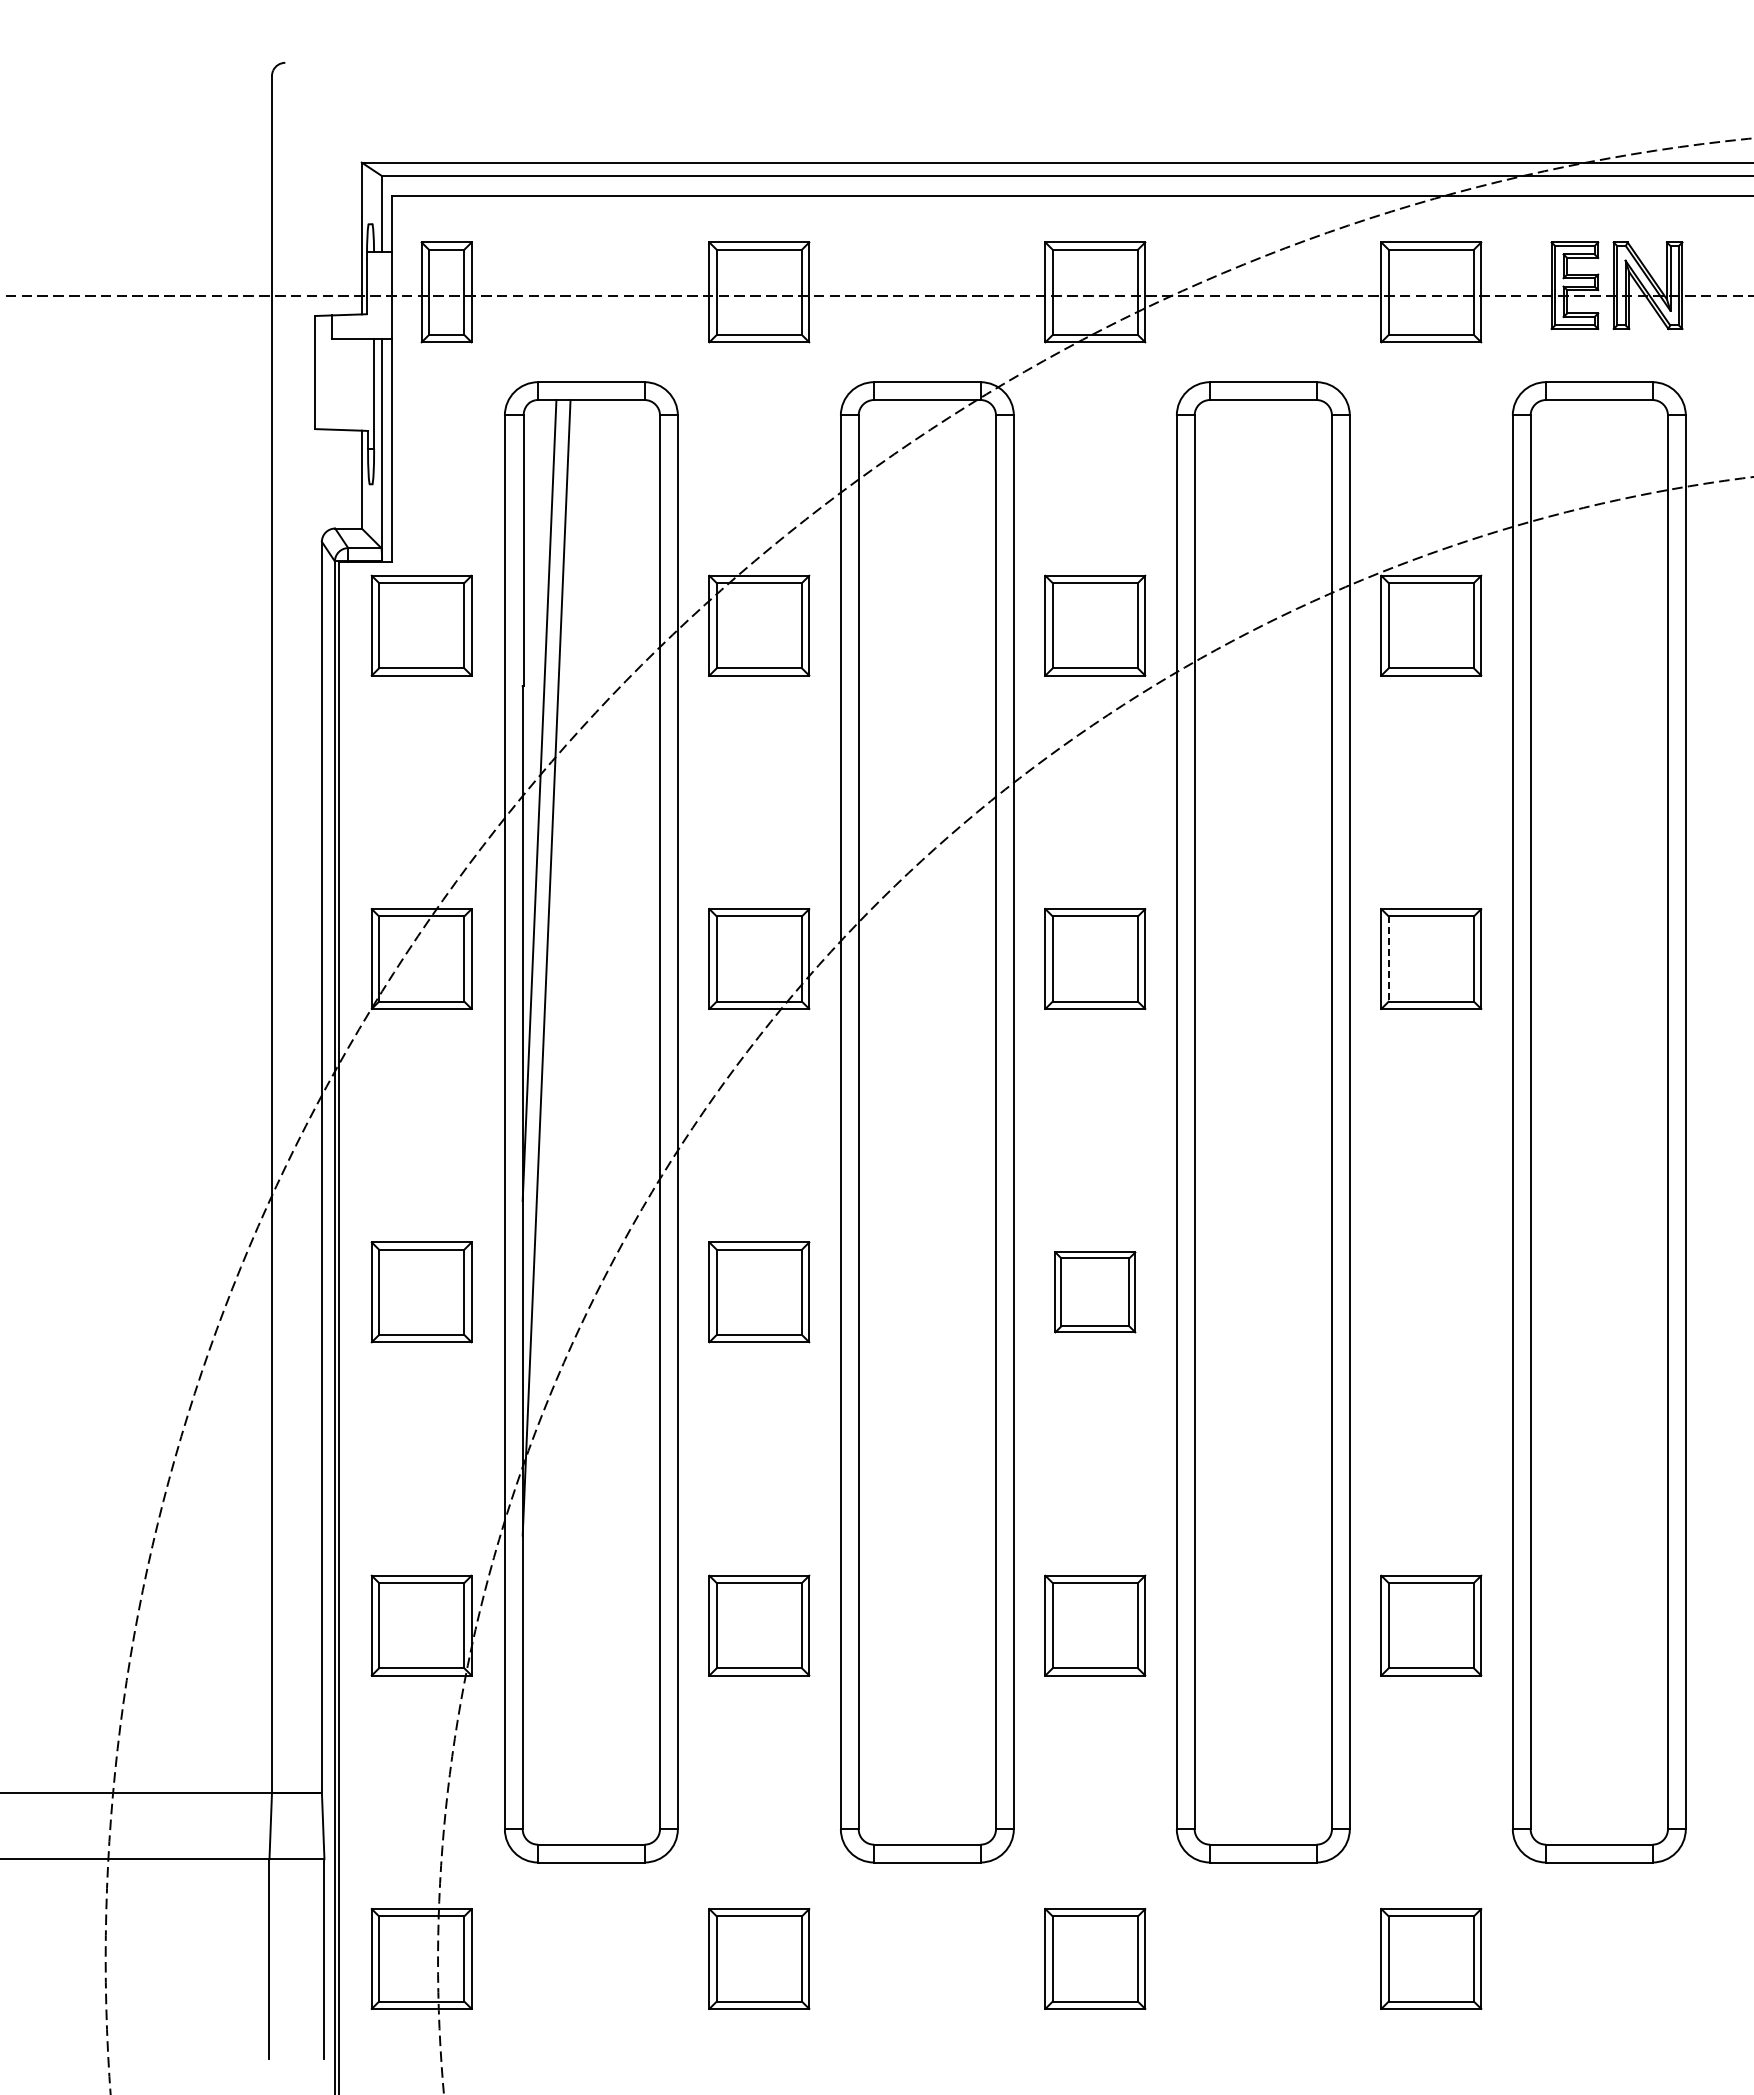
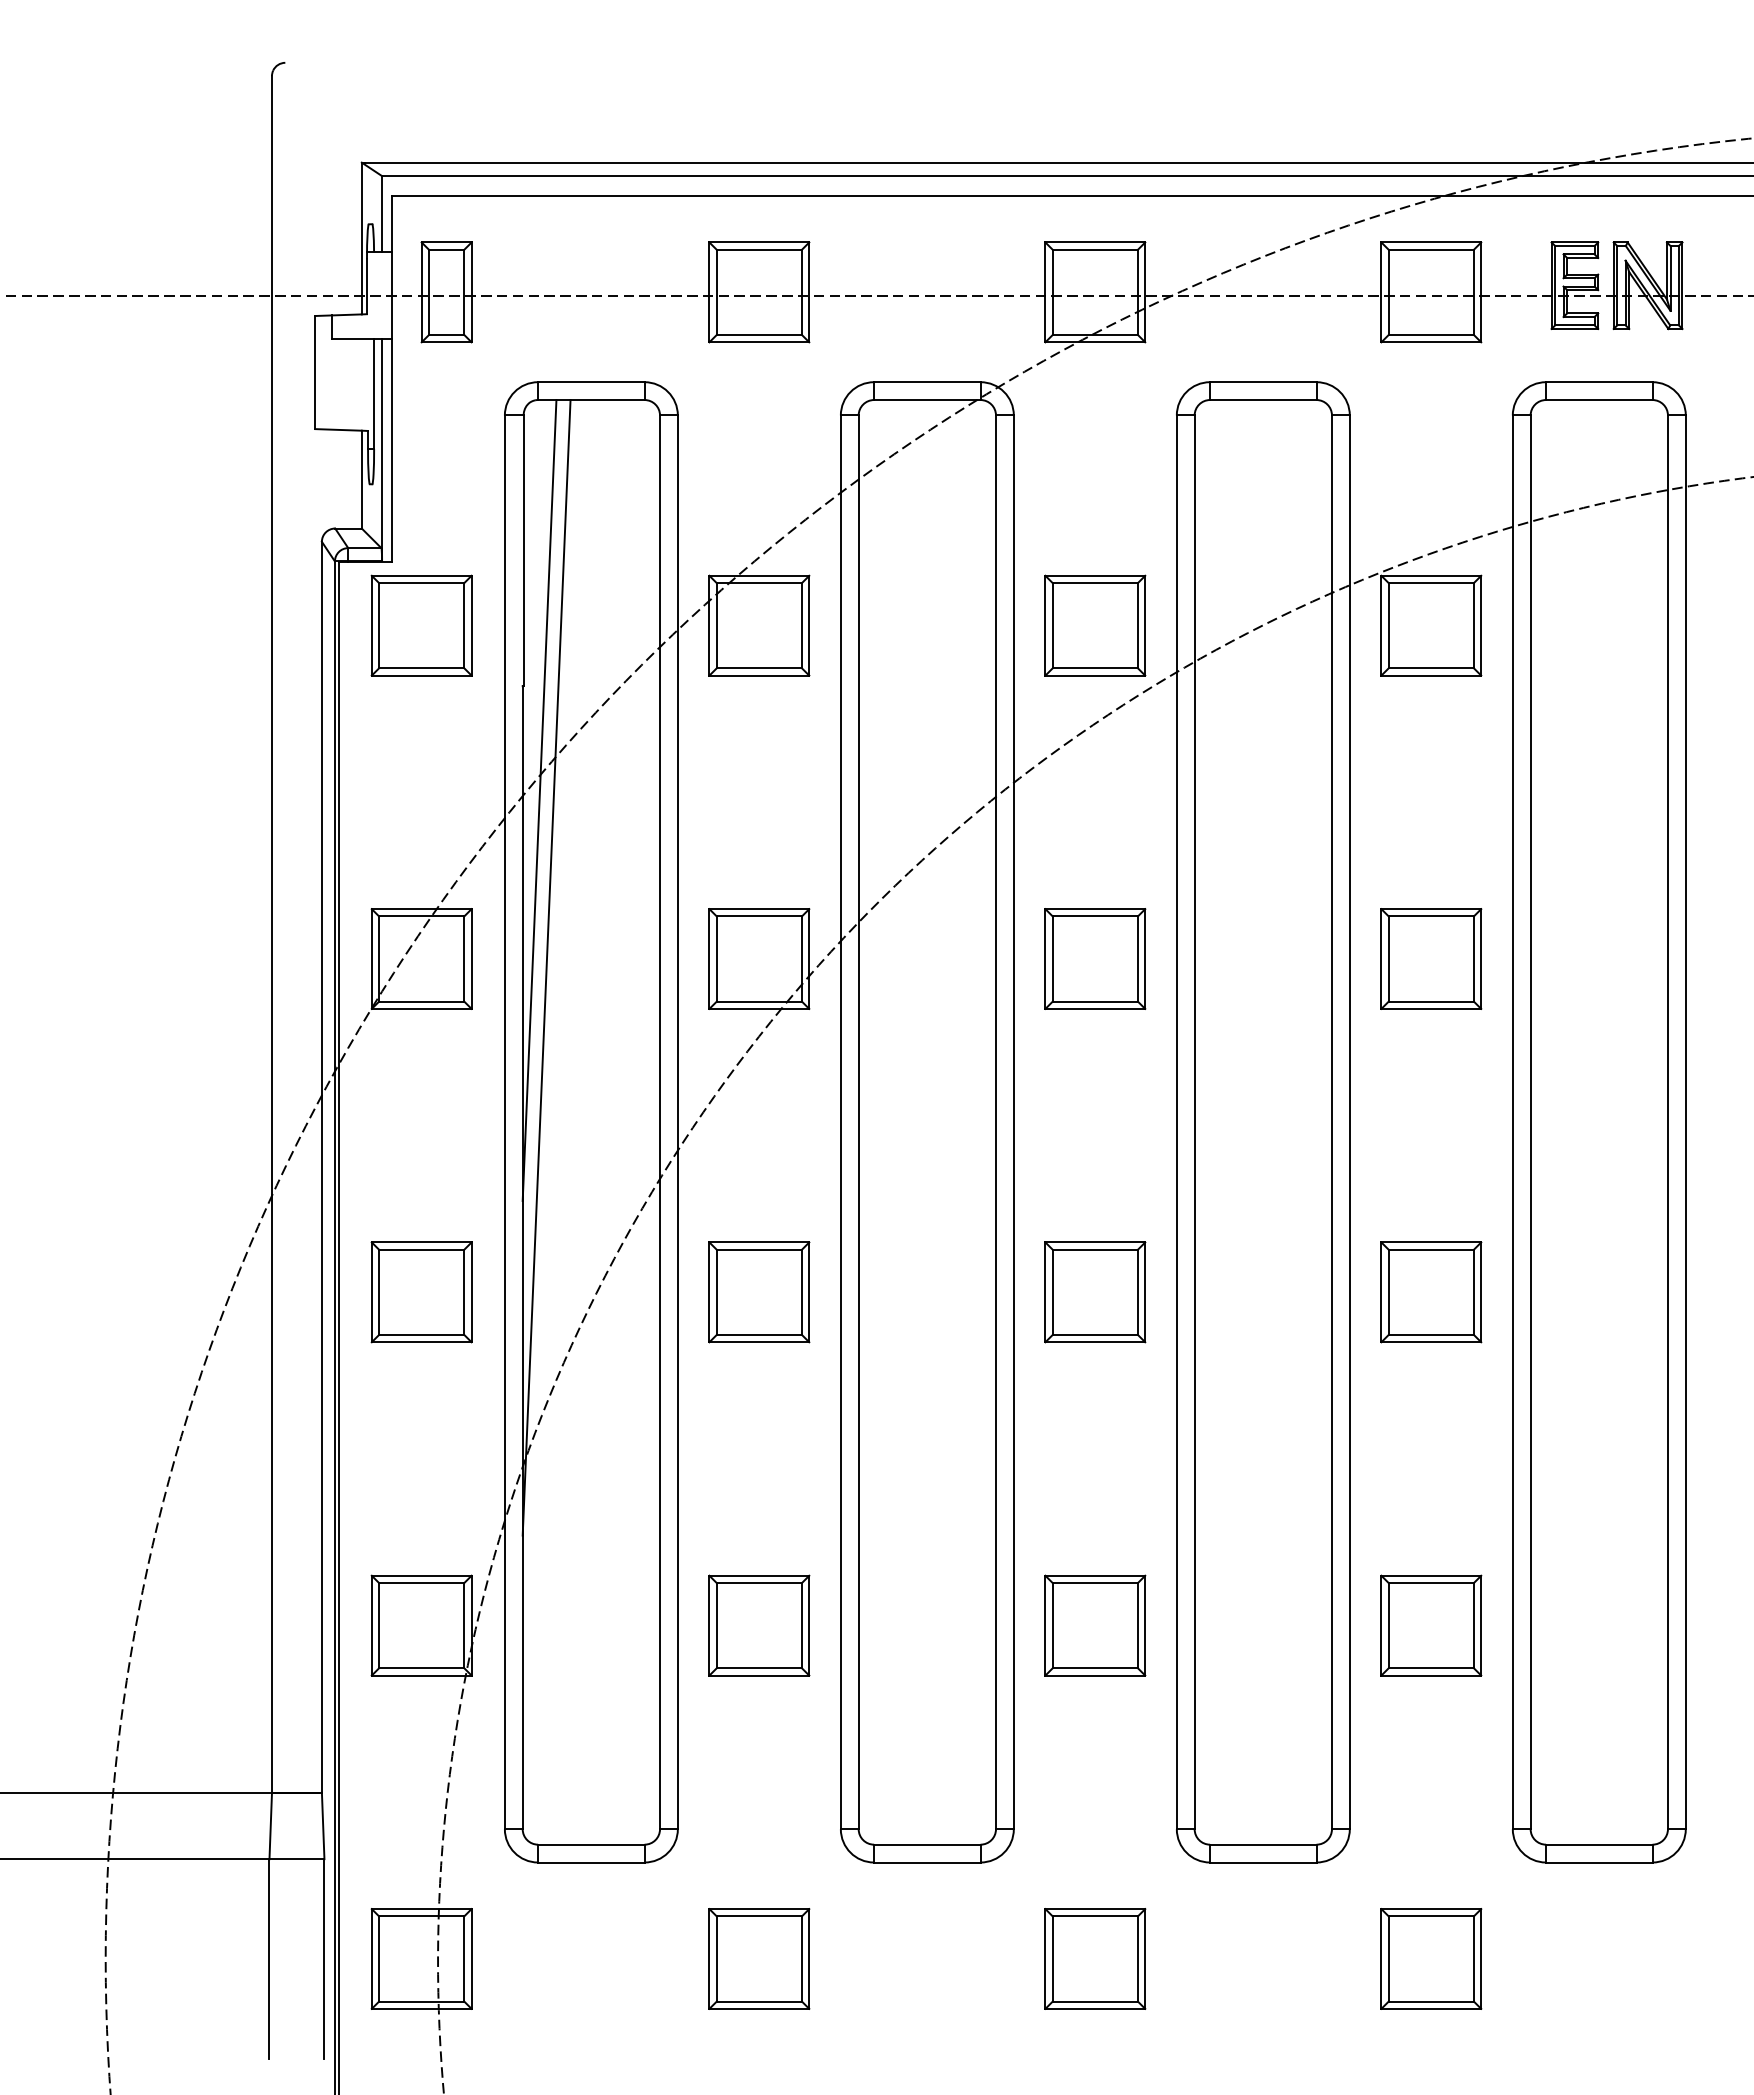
line: dashed -> solid (1388, 959)
part size: 83x83 px -> 103x103 px (1095, 1292)
part: none -> present (1431, 1292)
